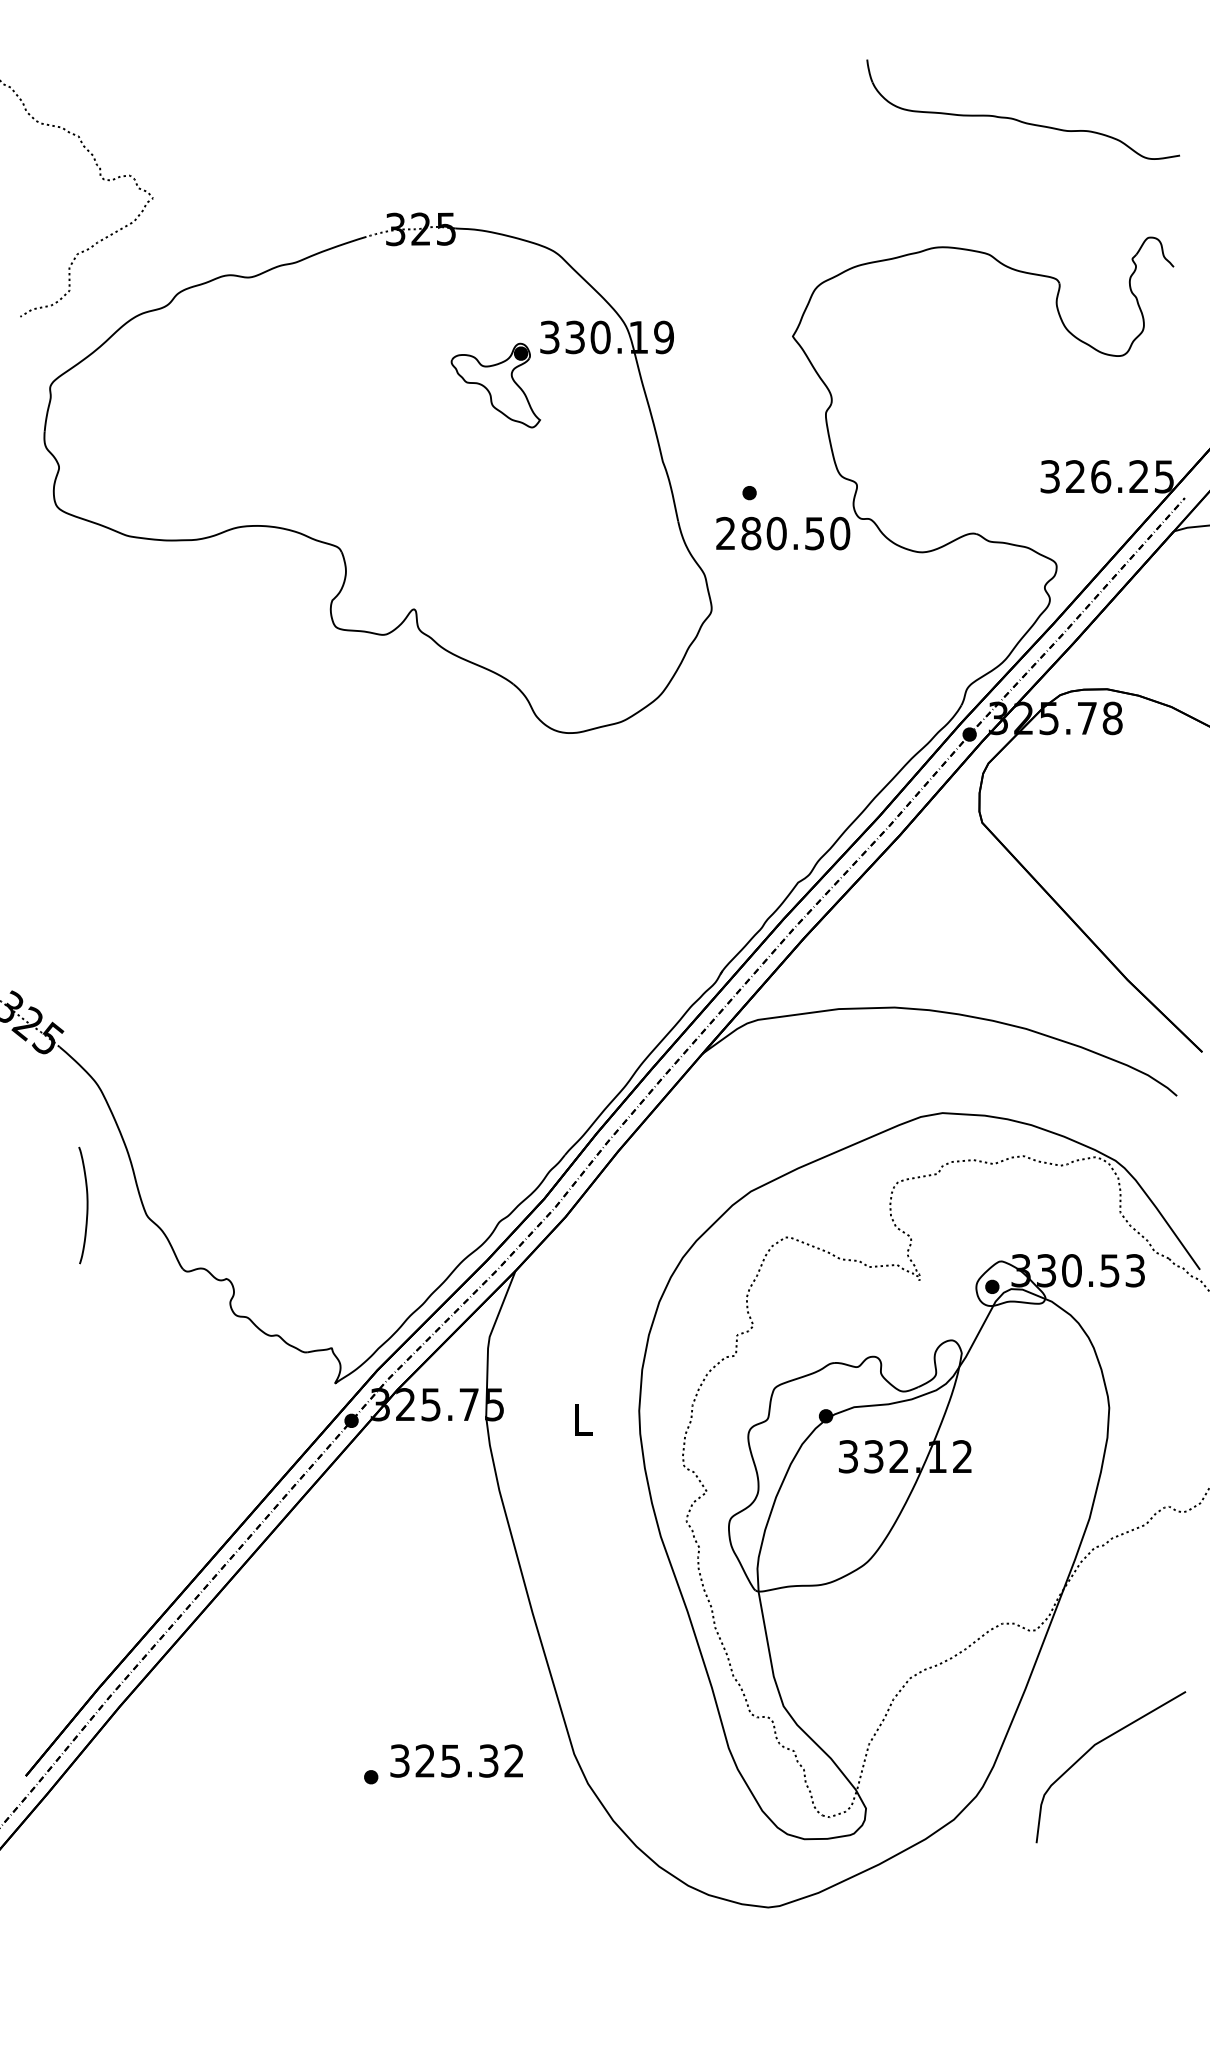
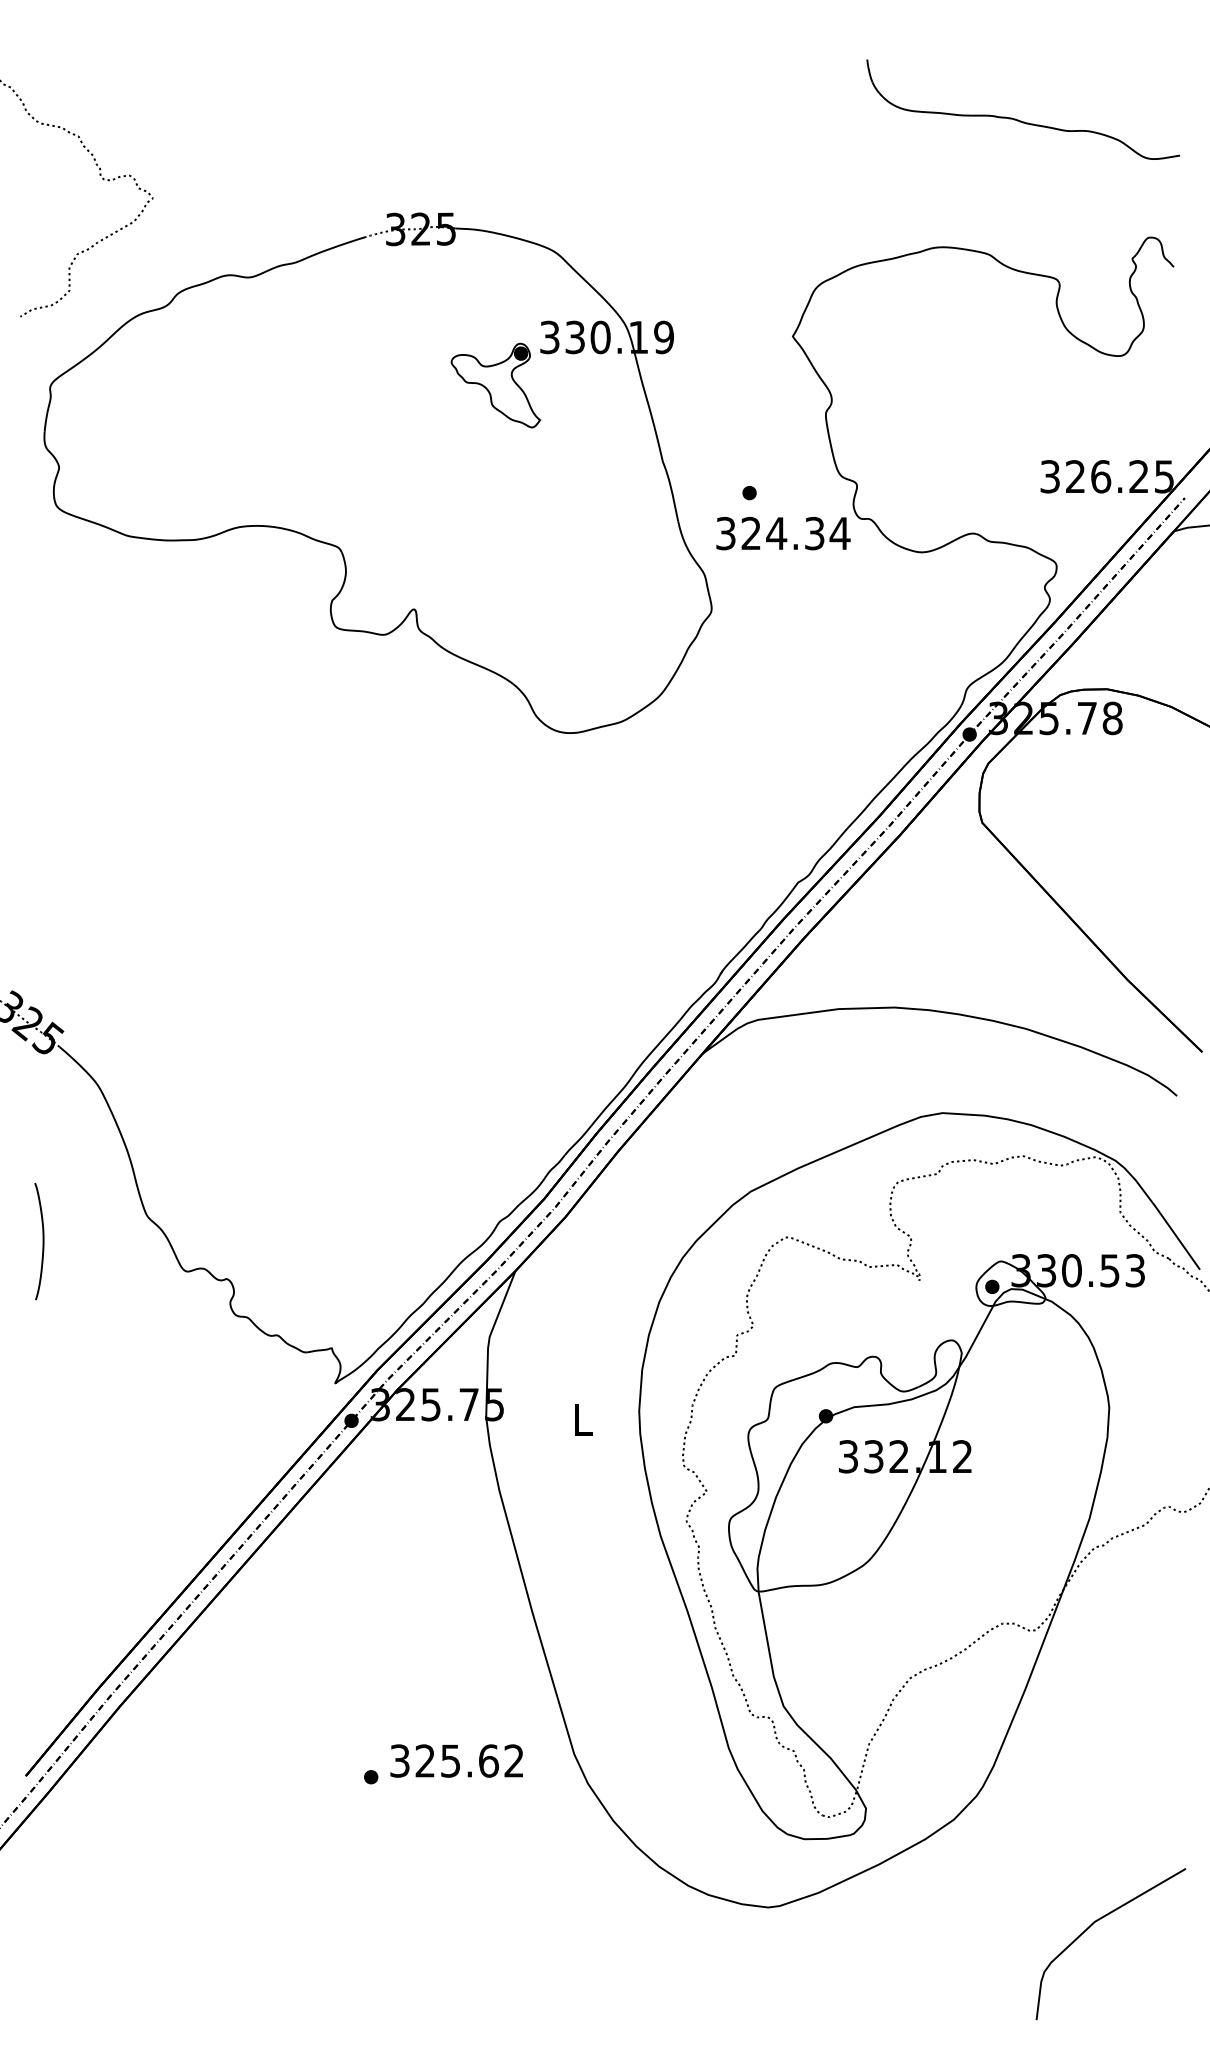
text: 280.50 -> 324.34 (783, 533)
curve position: (86, 1205) -> (42, 1241) (42, 1241)
curve position: (1092, 1748) -> (1092, 1925) (1092, 1925)
text: 325.32 -> 325.62 (489, 1760)
